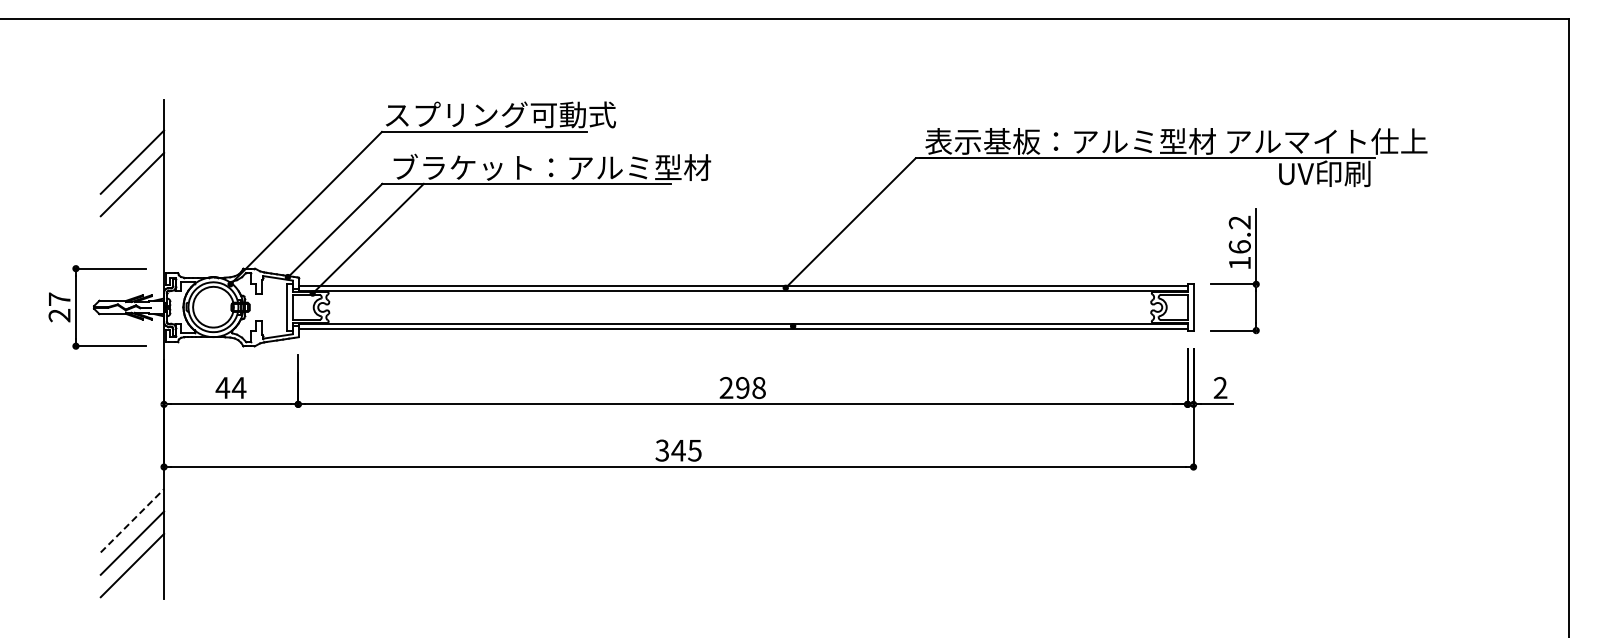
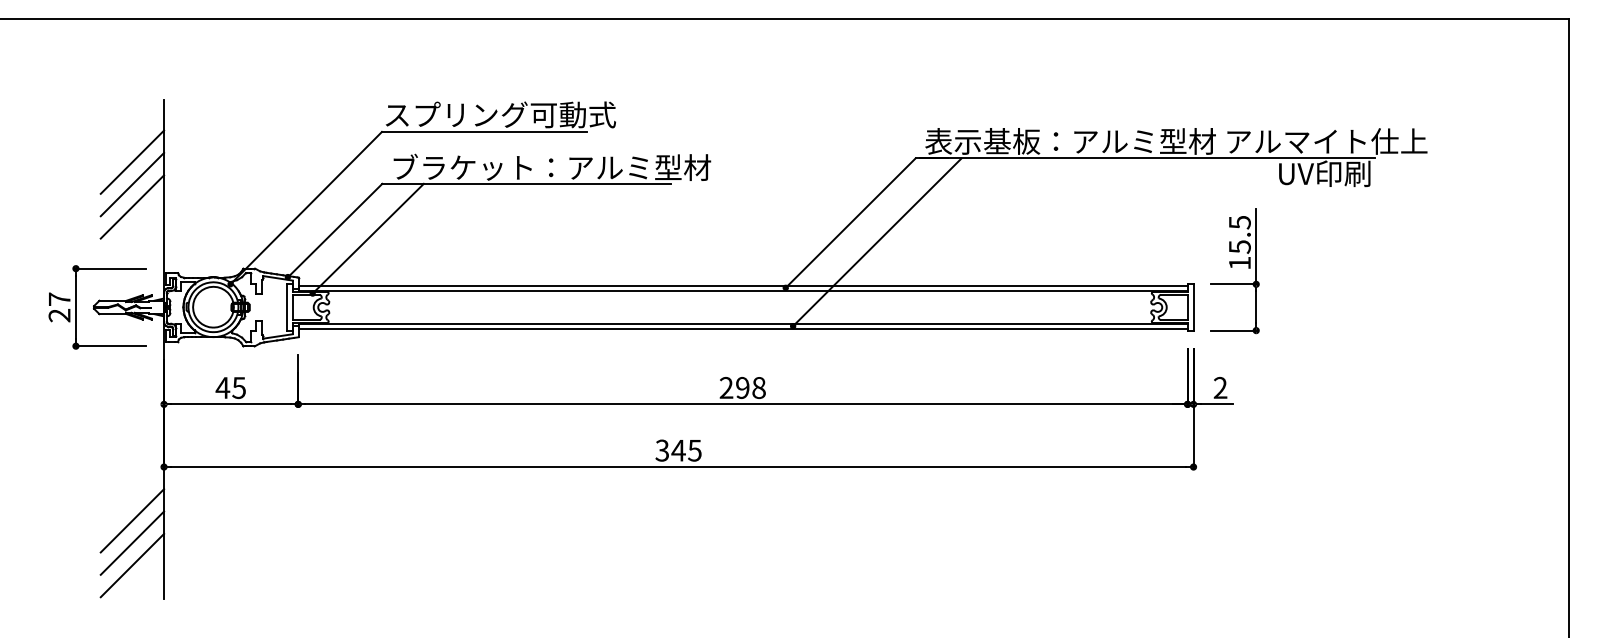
line: none -> present (132, 206)
text: 16.2 -> 15.5 (1239, 234)
line: none -> present (877, 242)
text: 44 -> 45 (238, 388)
line: dashed -> solid (132, 520)
